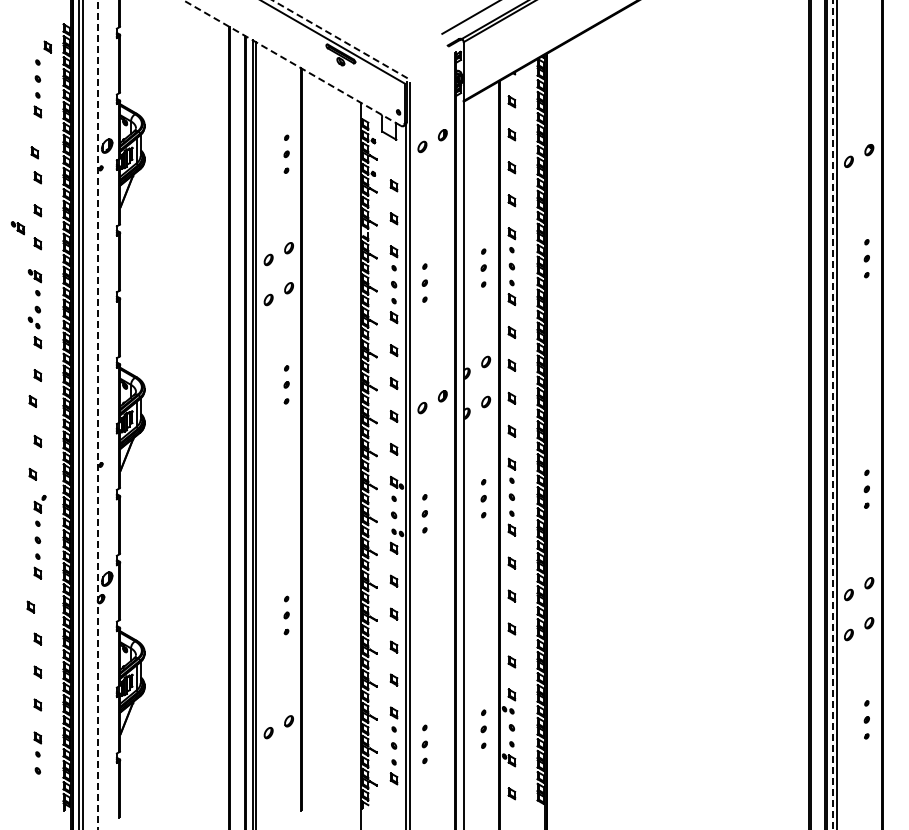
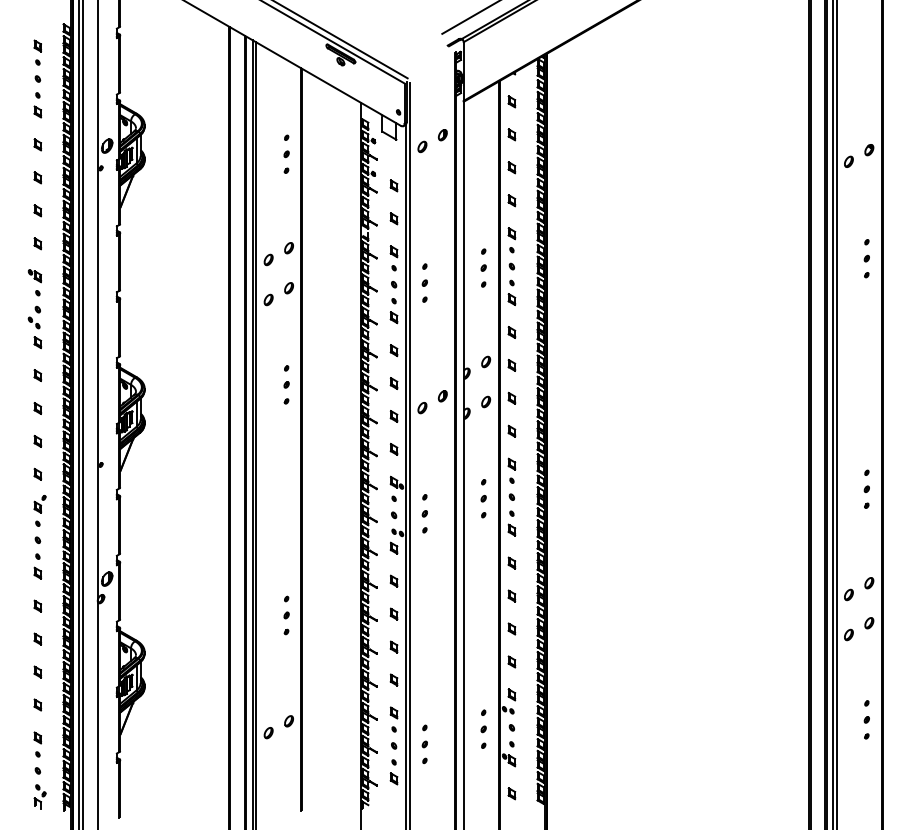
line: dashed -> solid (340, 39)
part position: (47, 46) -> (37, 45) (37, 45)
line: dashed -> solid (291, 62)
part position: (34, 152) -> (37, 144) (37, 144)
part: present -> none (17, 228)
part position: (32, 401) -> (37, 408) (37, 408)
line: dashed -> solid (97, 414)
line: dashed -> solid (832, 414)
part position: (32, 473) -> (37, 473) (37, 473)
part position: (30, 606) -> (37, 605) (37, 605)
part: none -> present (39, 796)
